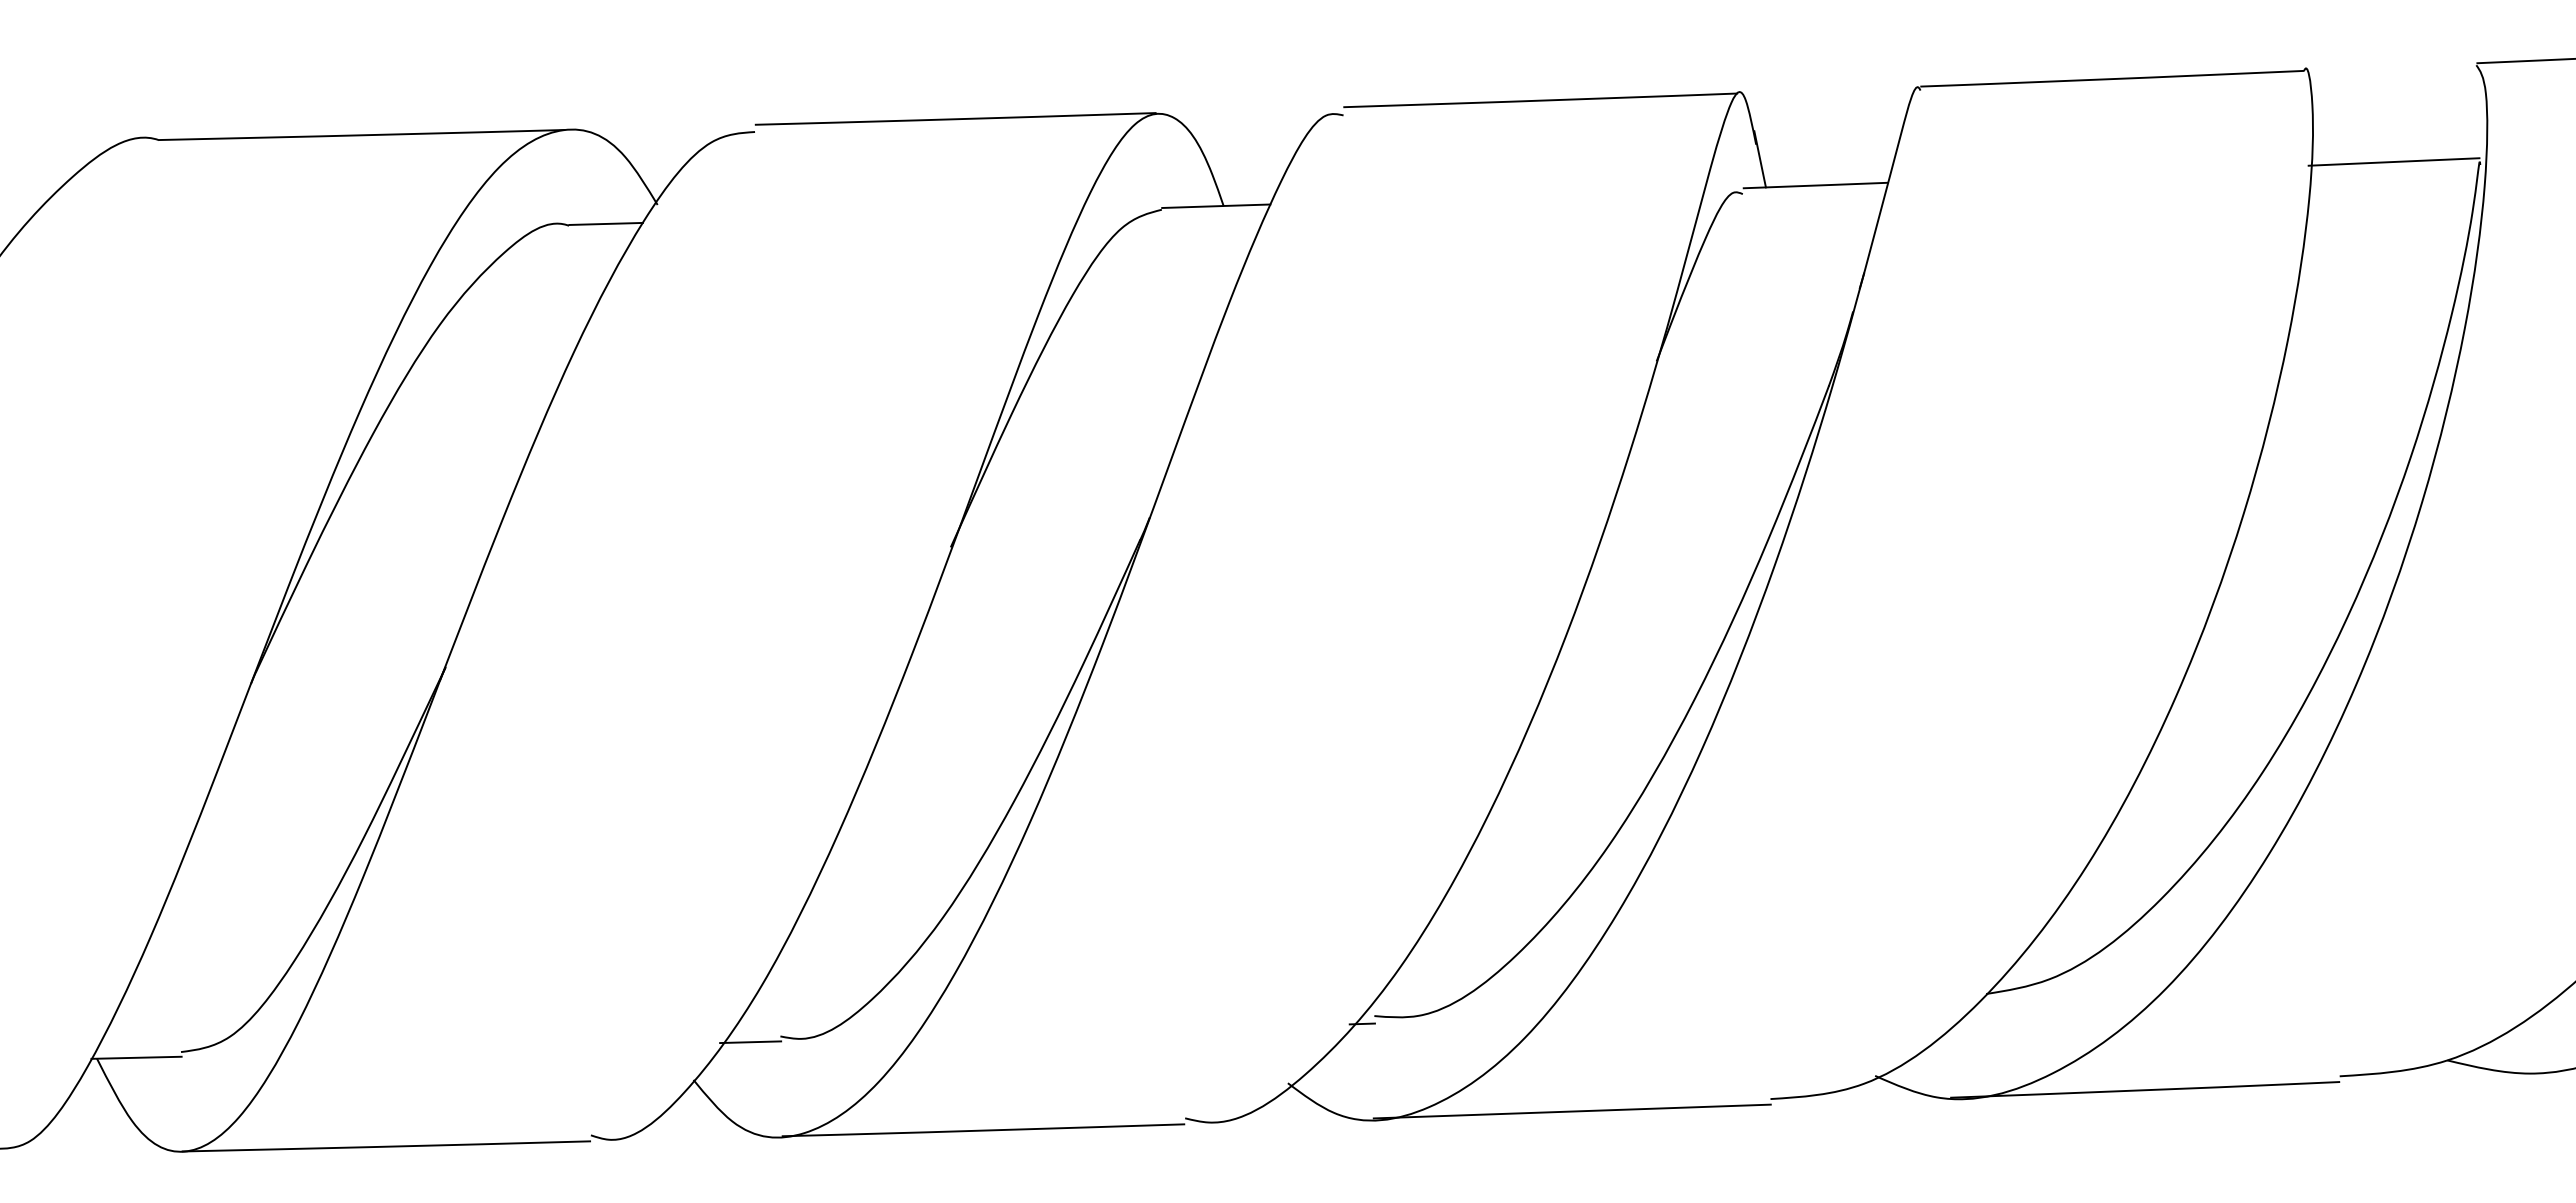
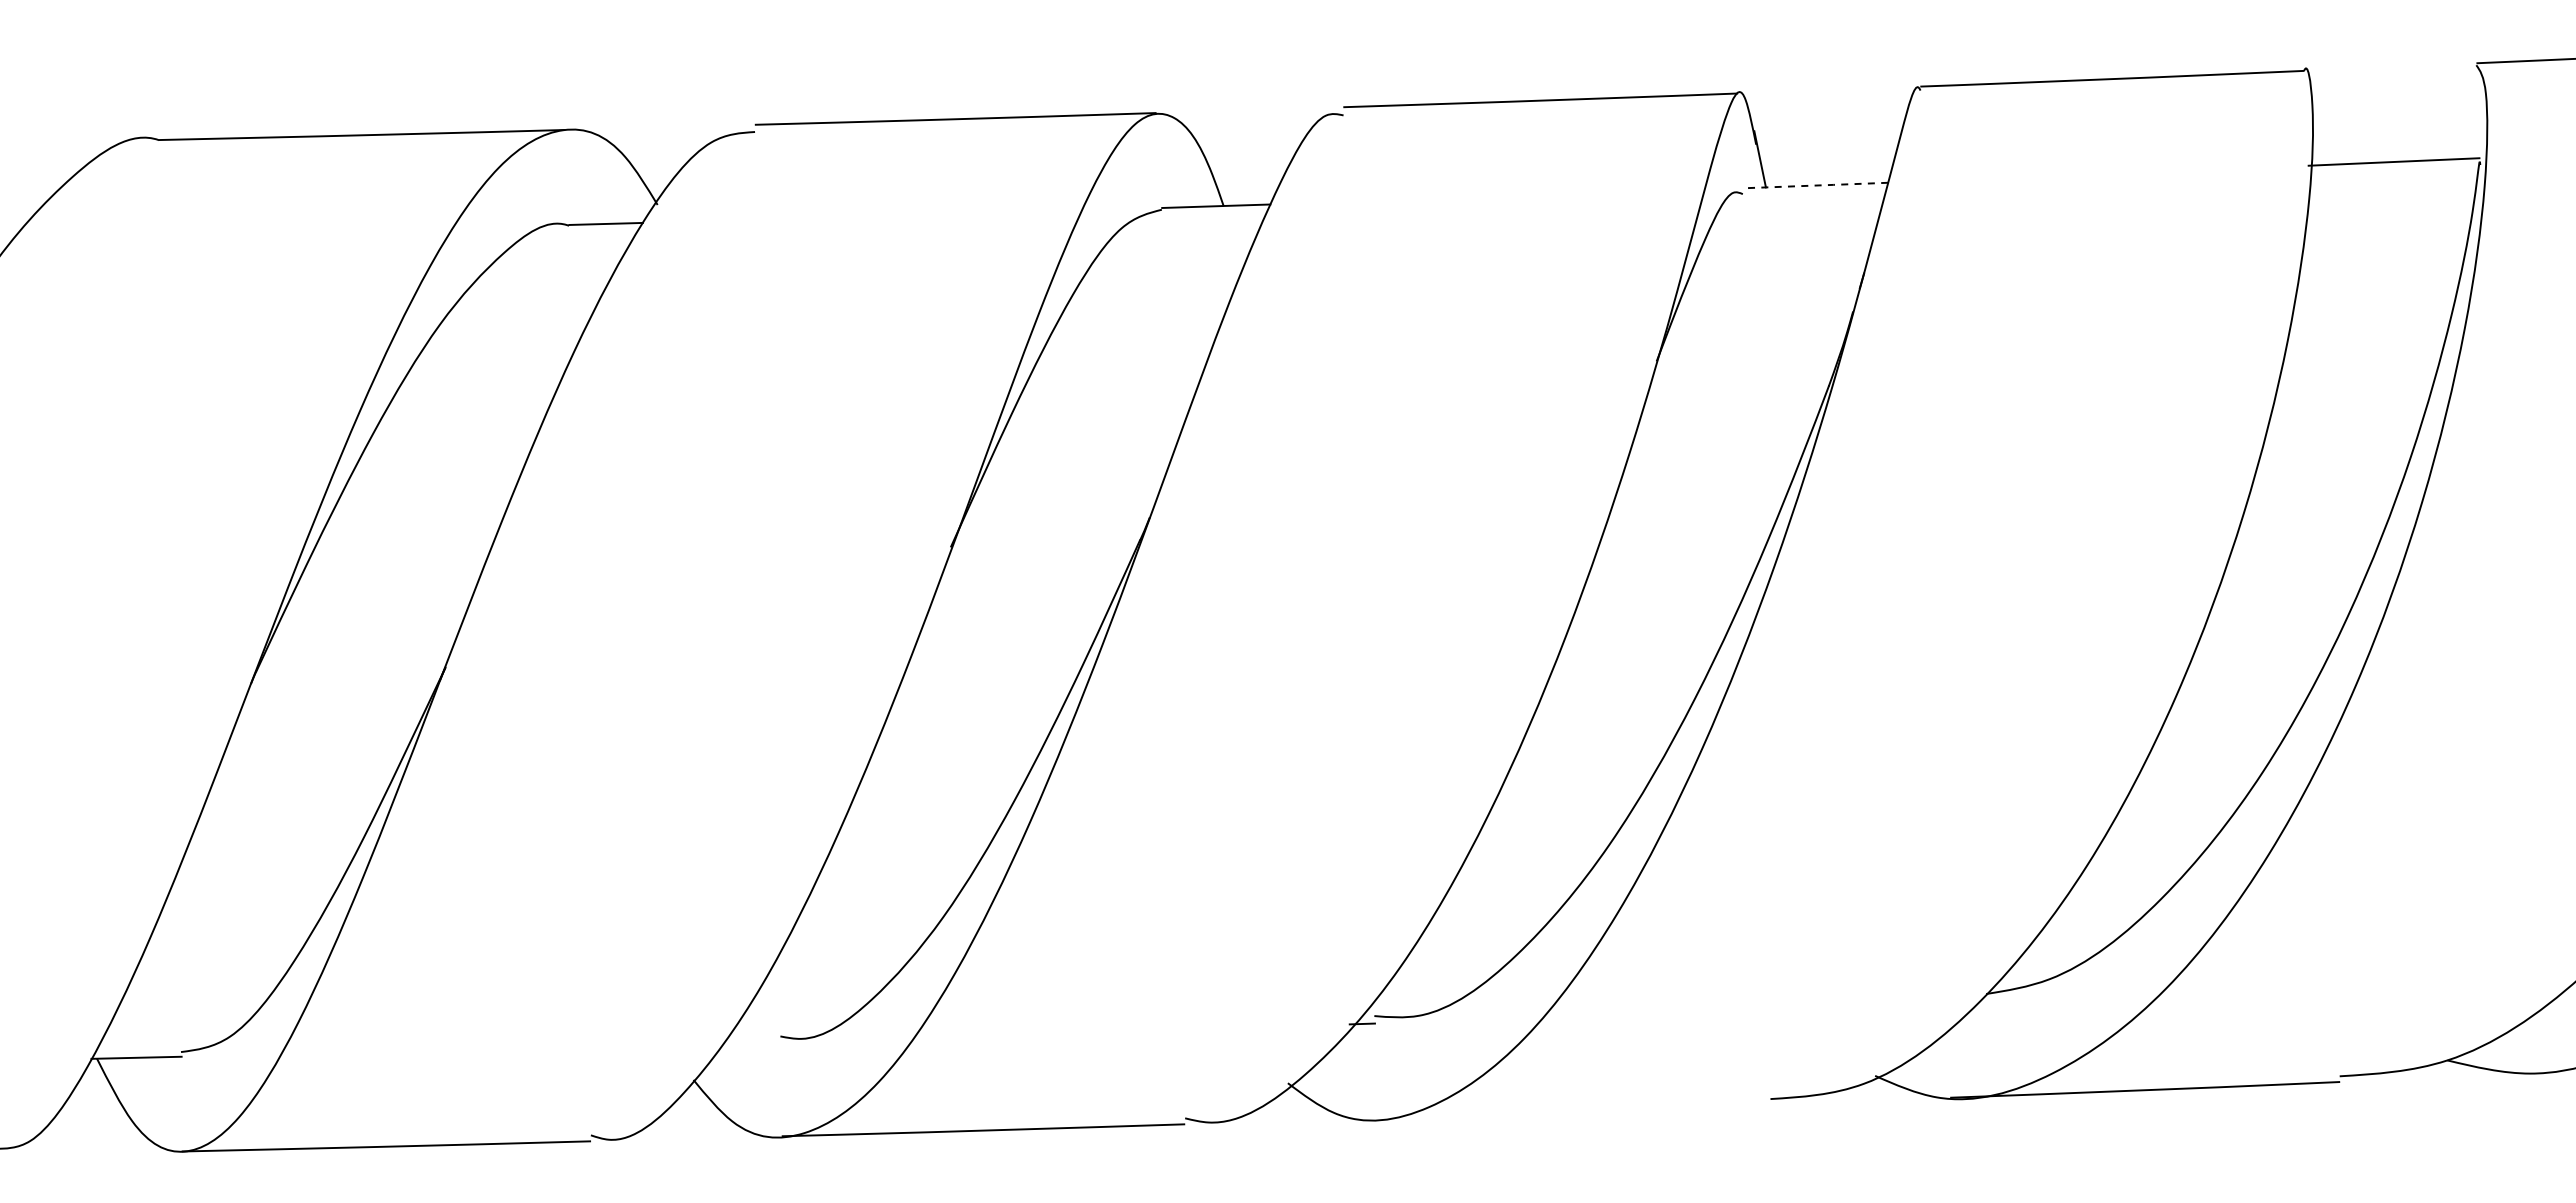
line: solid -> dashed (1815, 185)
line: present -> none (750, 1042)
line: present -> none (1571, 1111)
